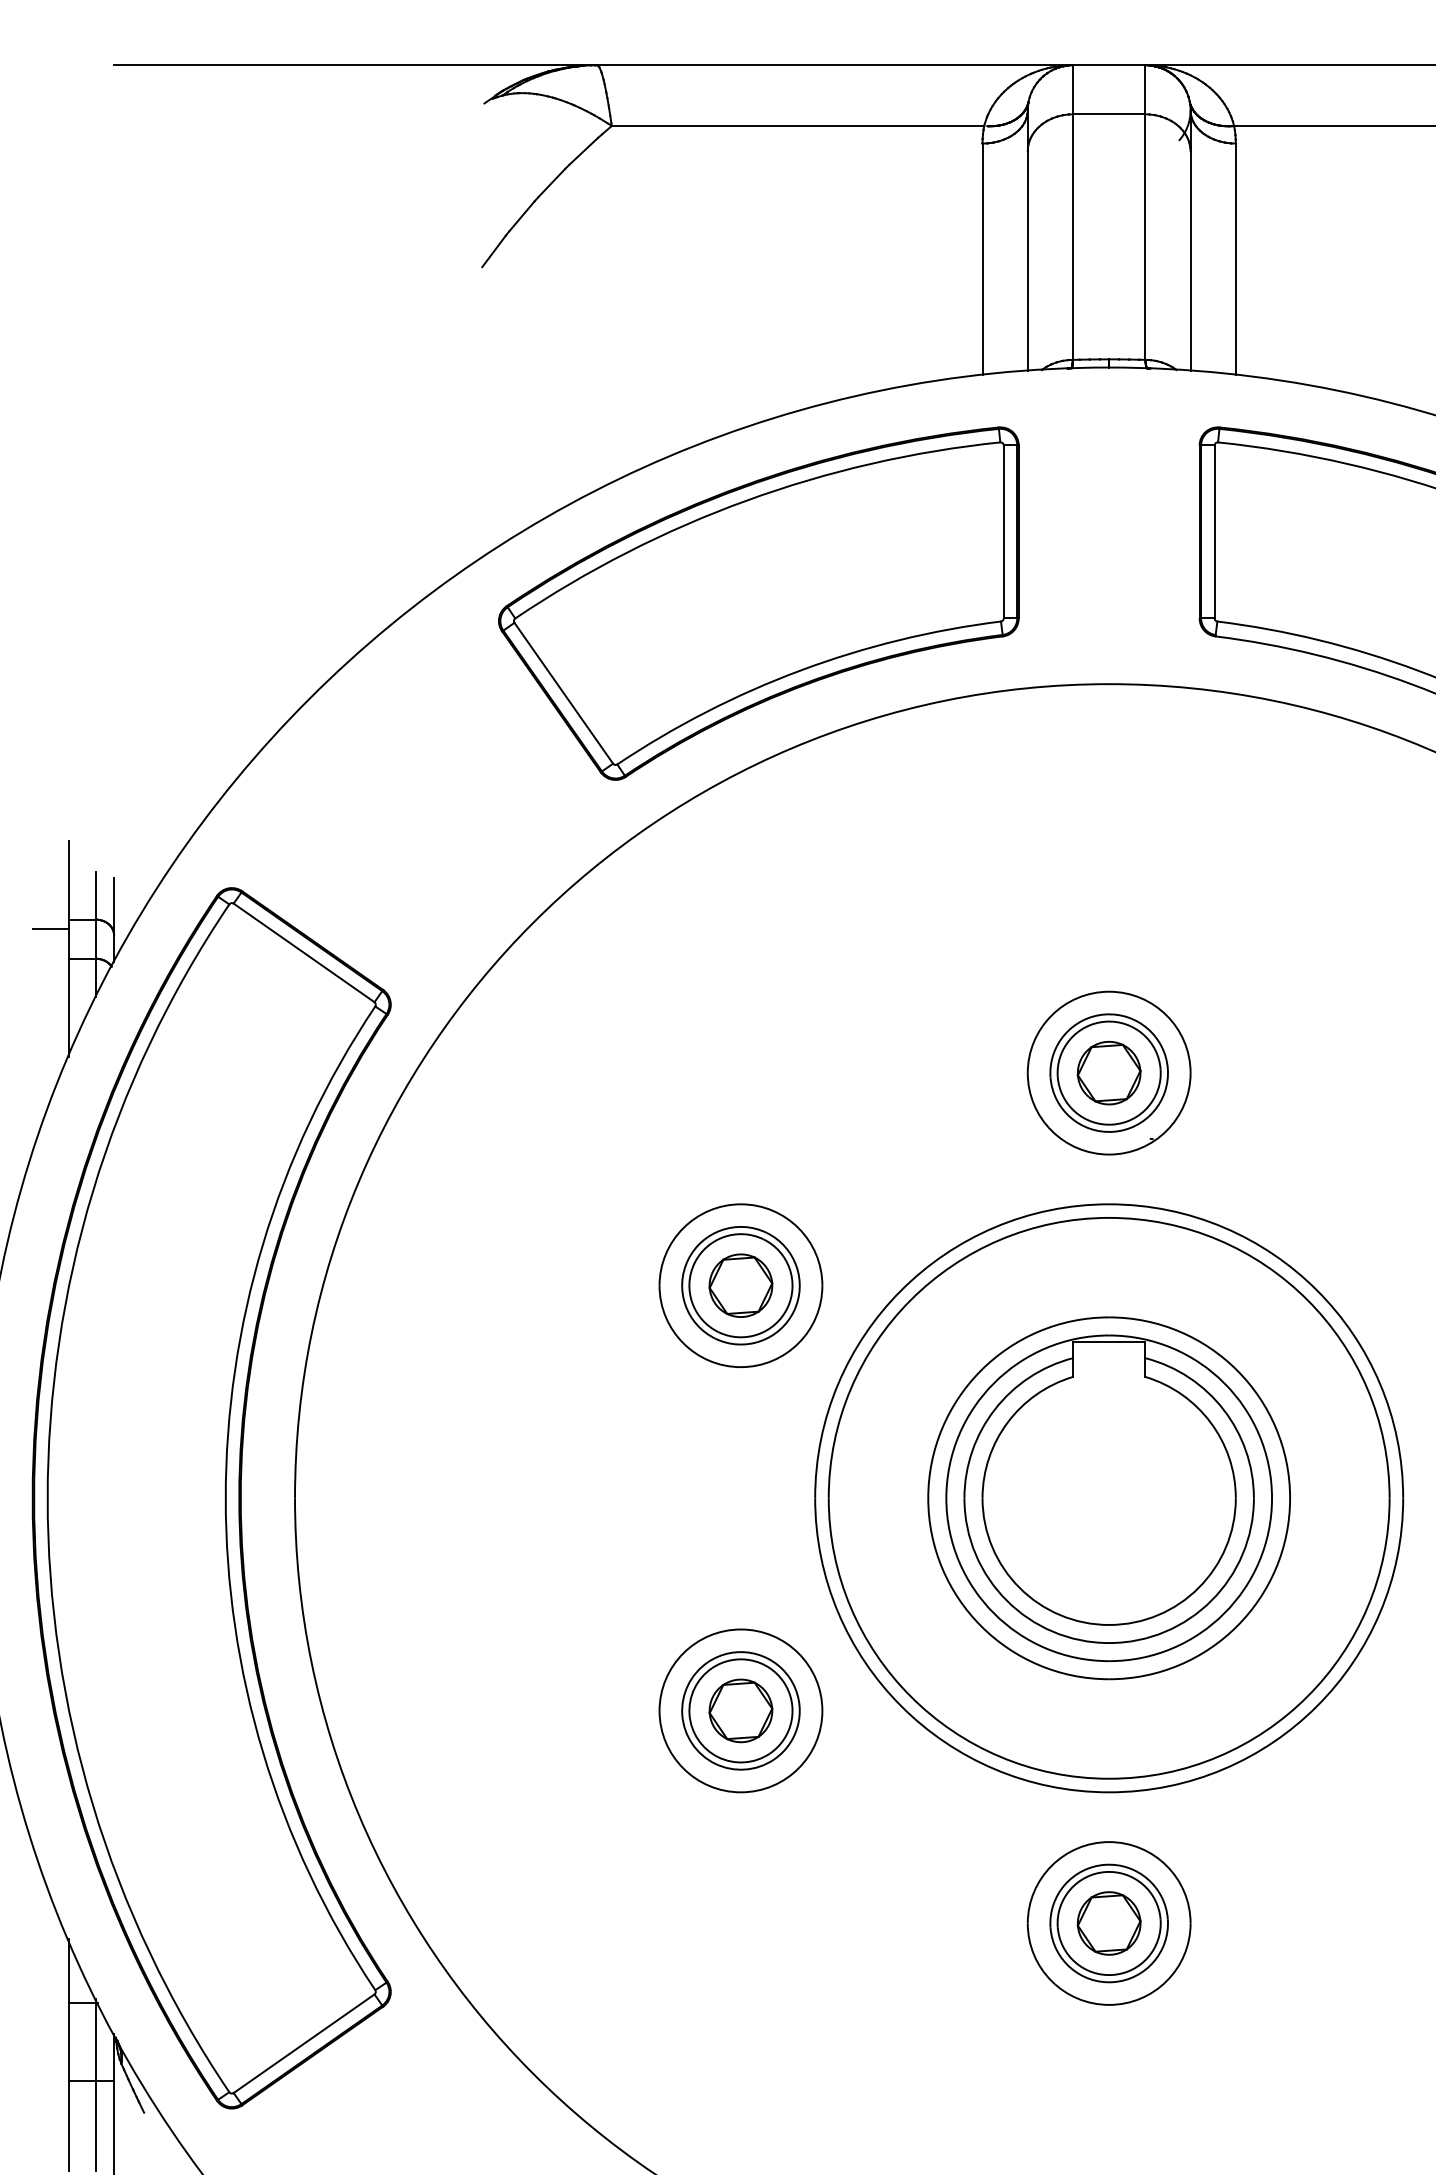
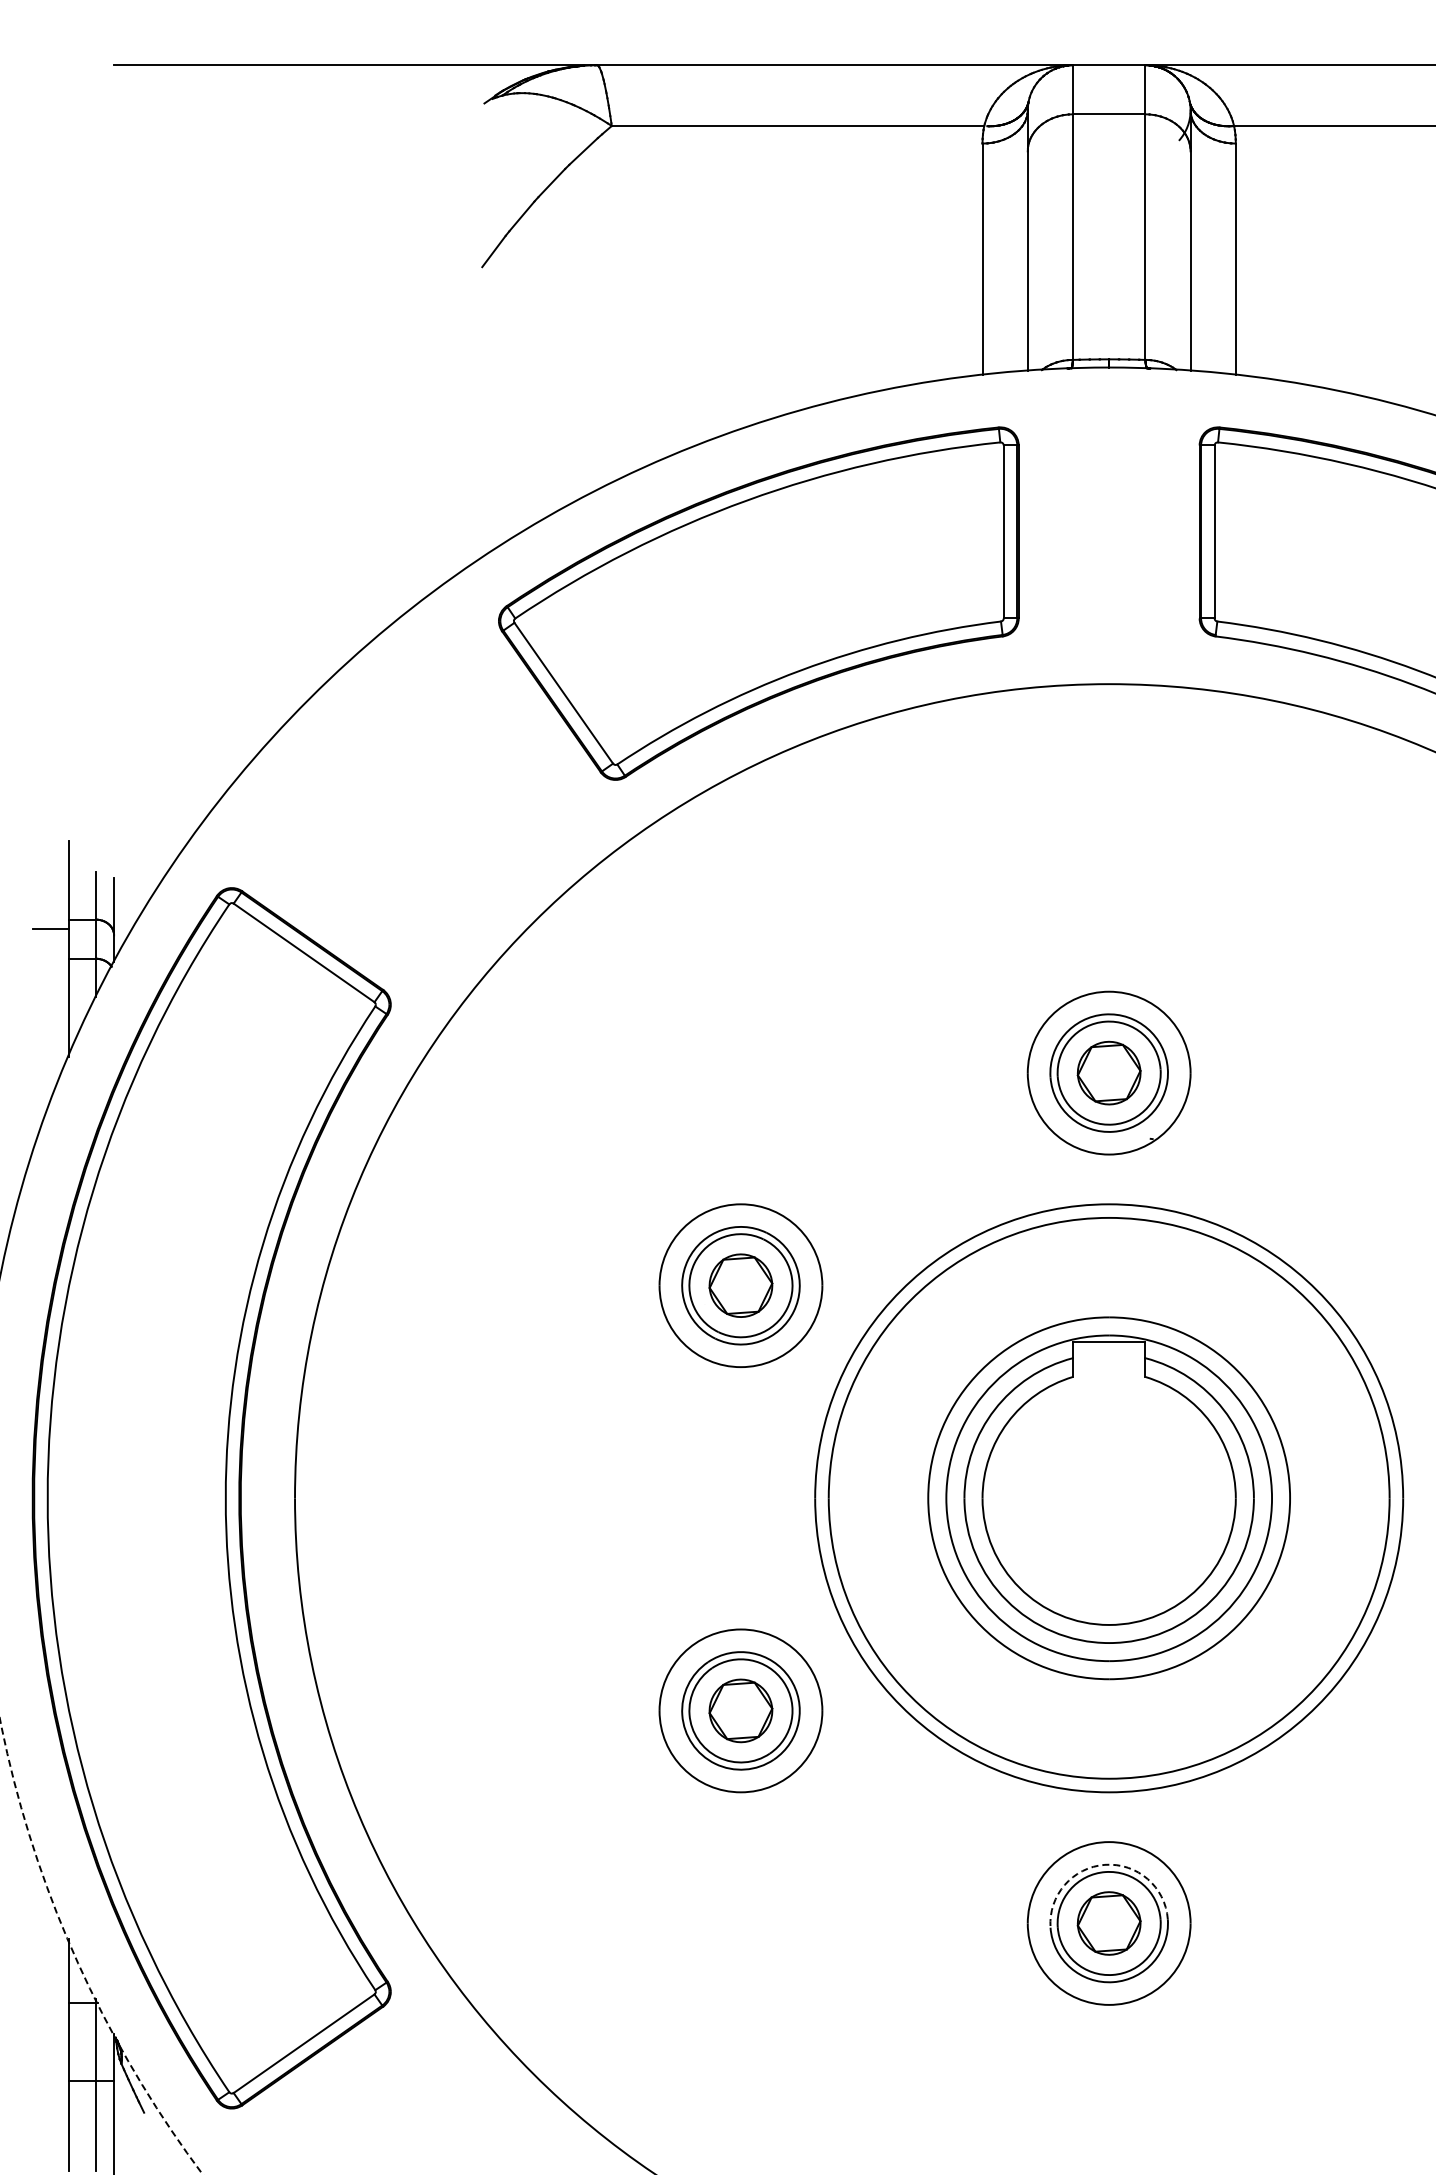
arc: solid -> dashed (1104, 1864)
arc: solid -> dashed (76, 1960)
